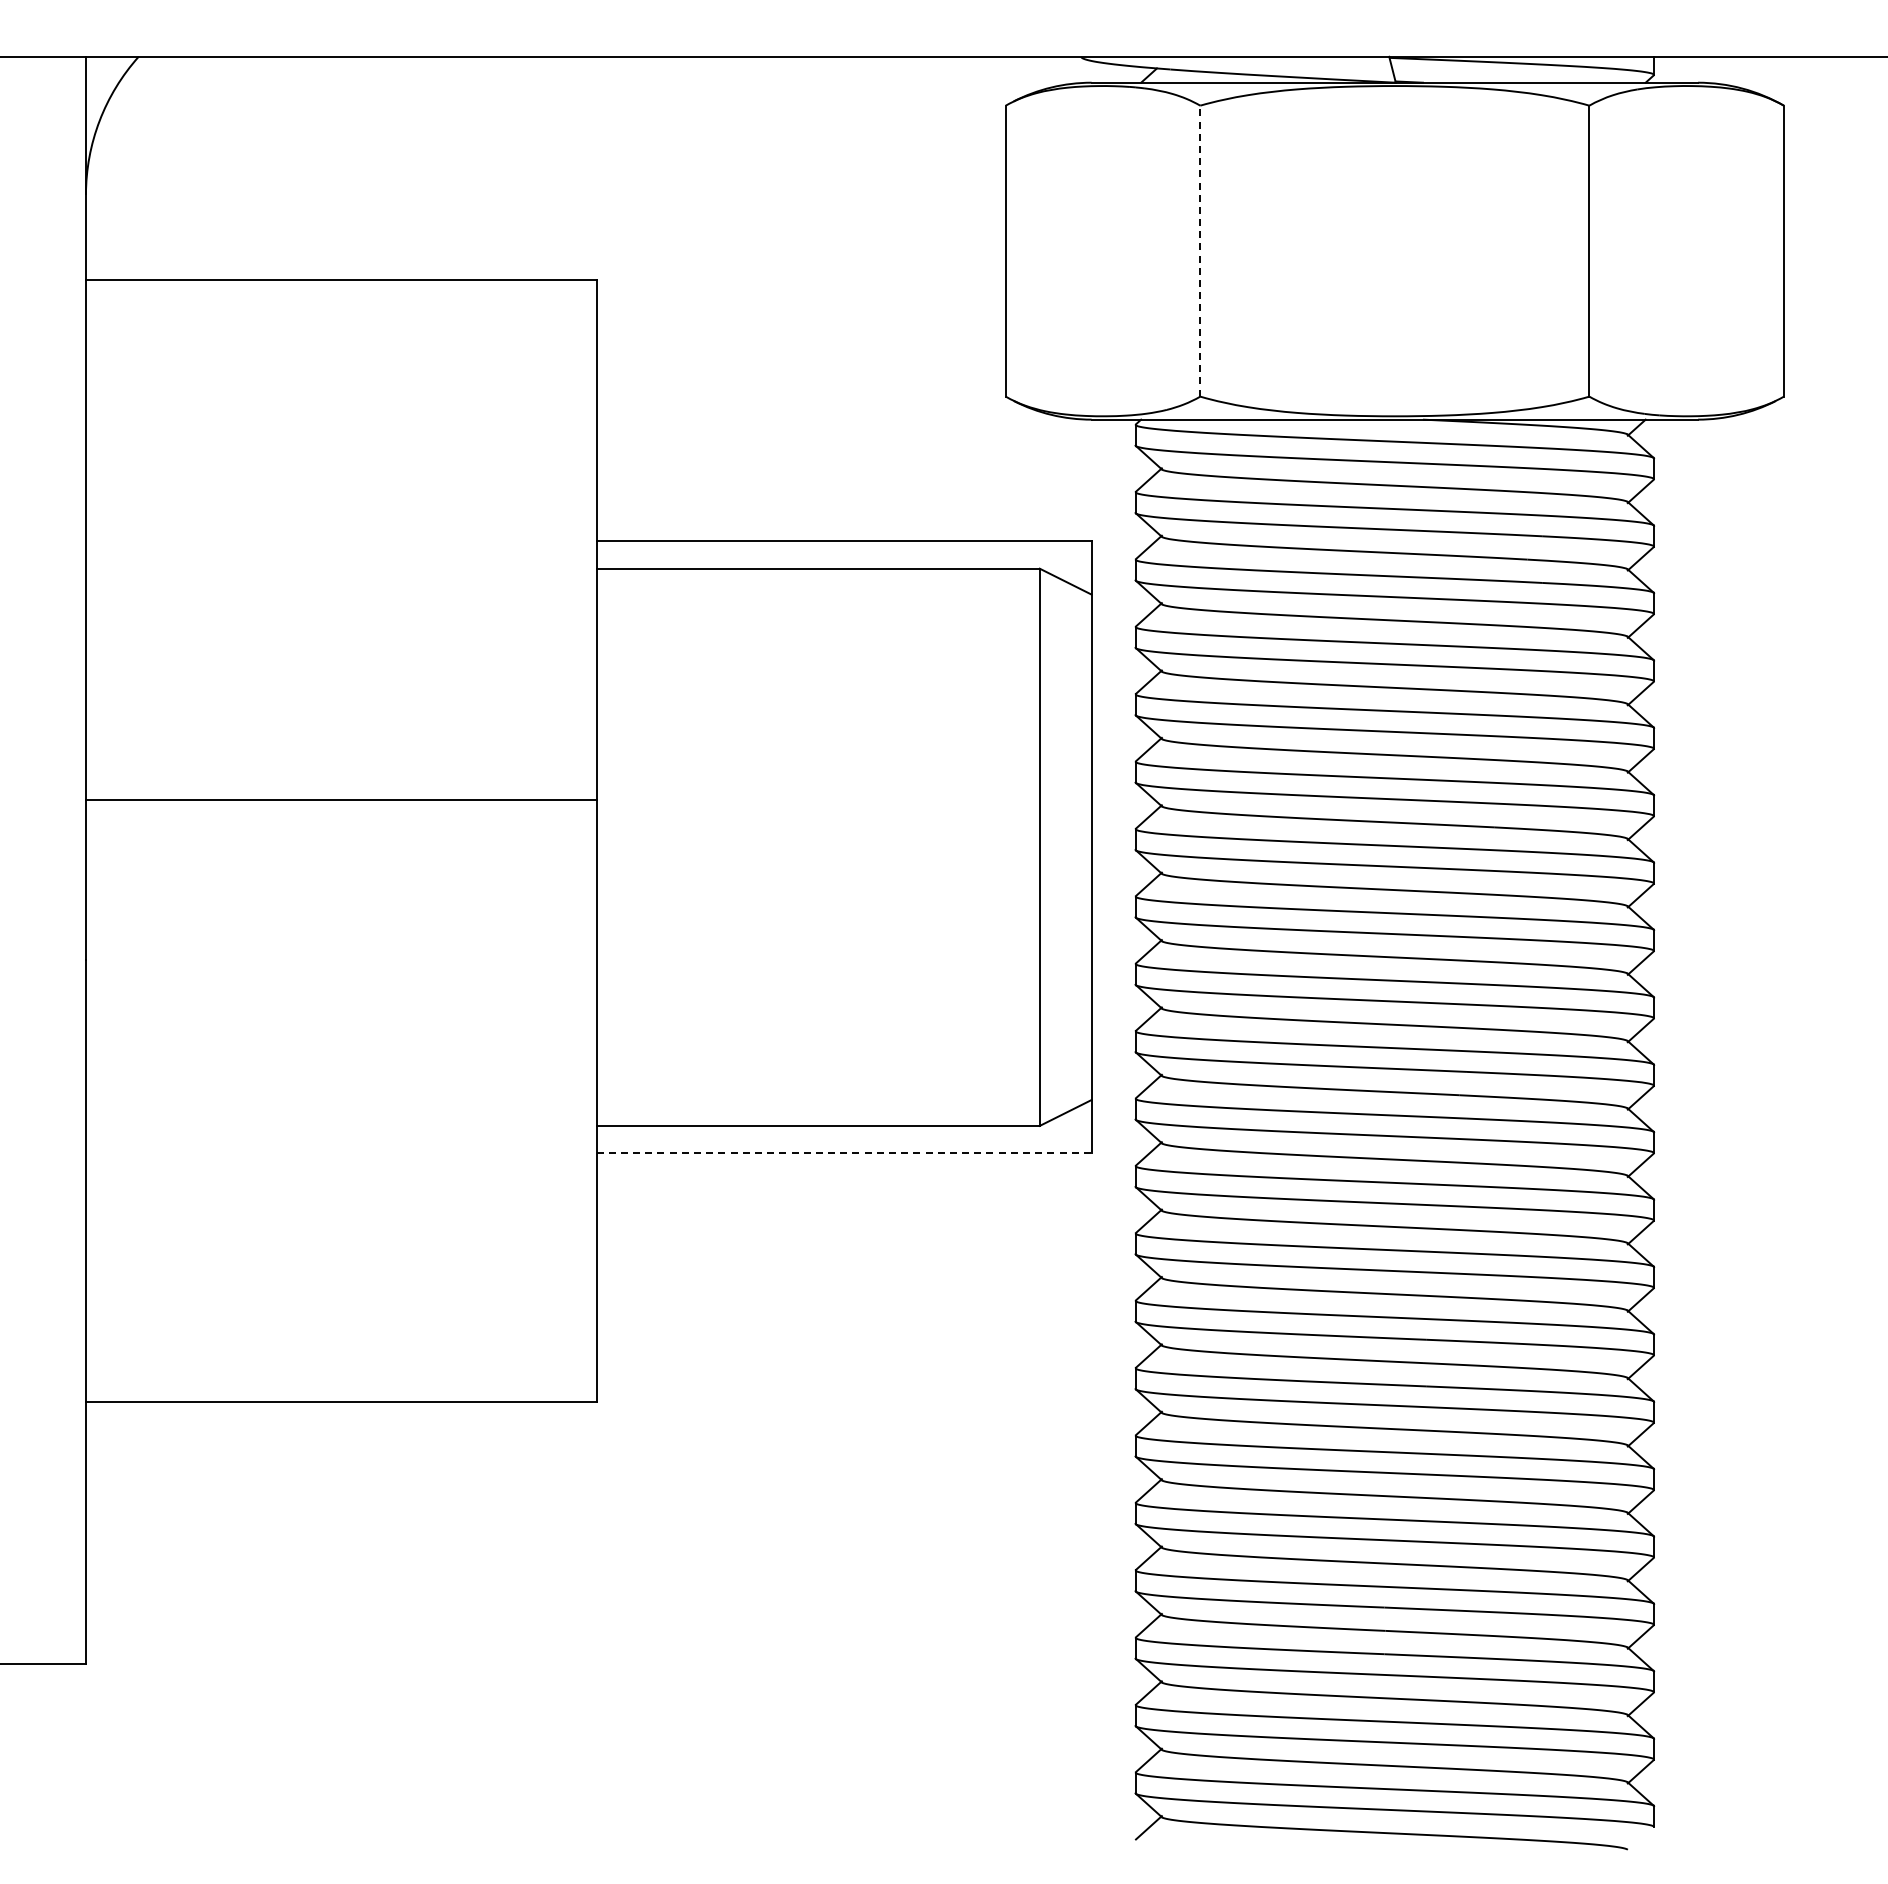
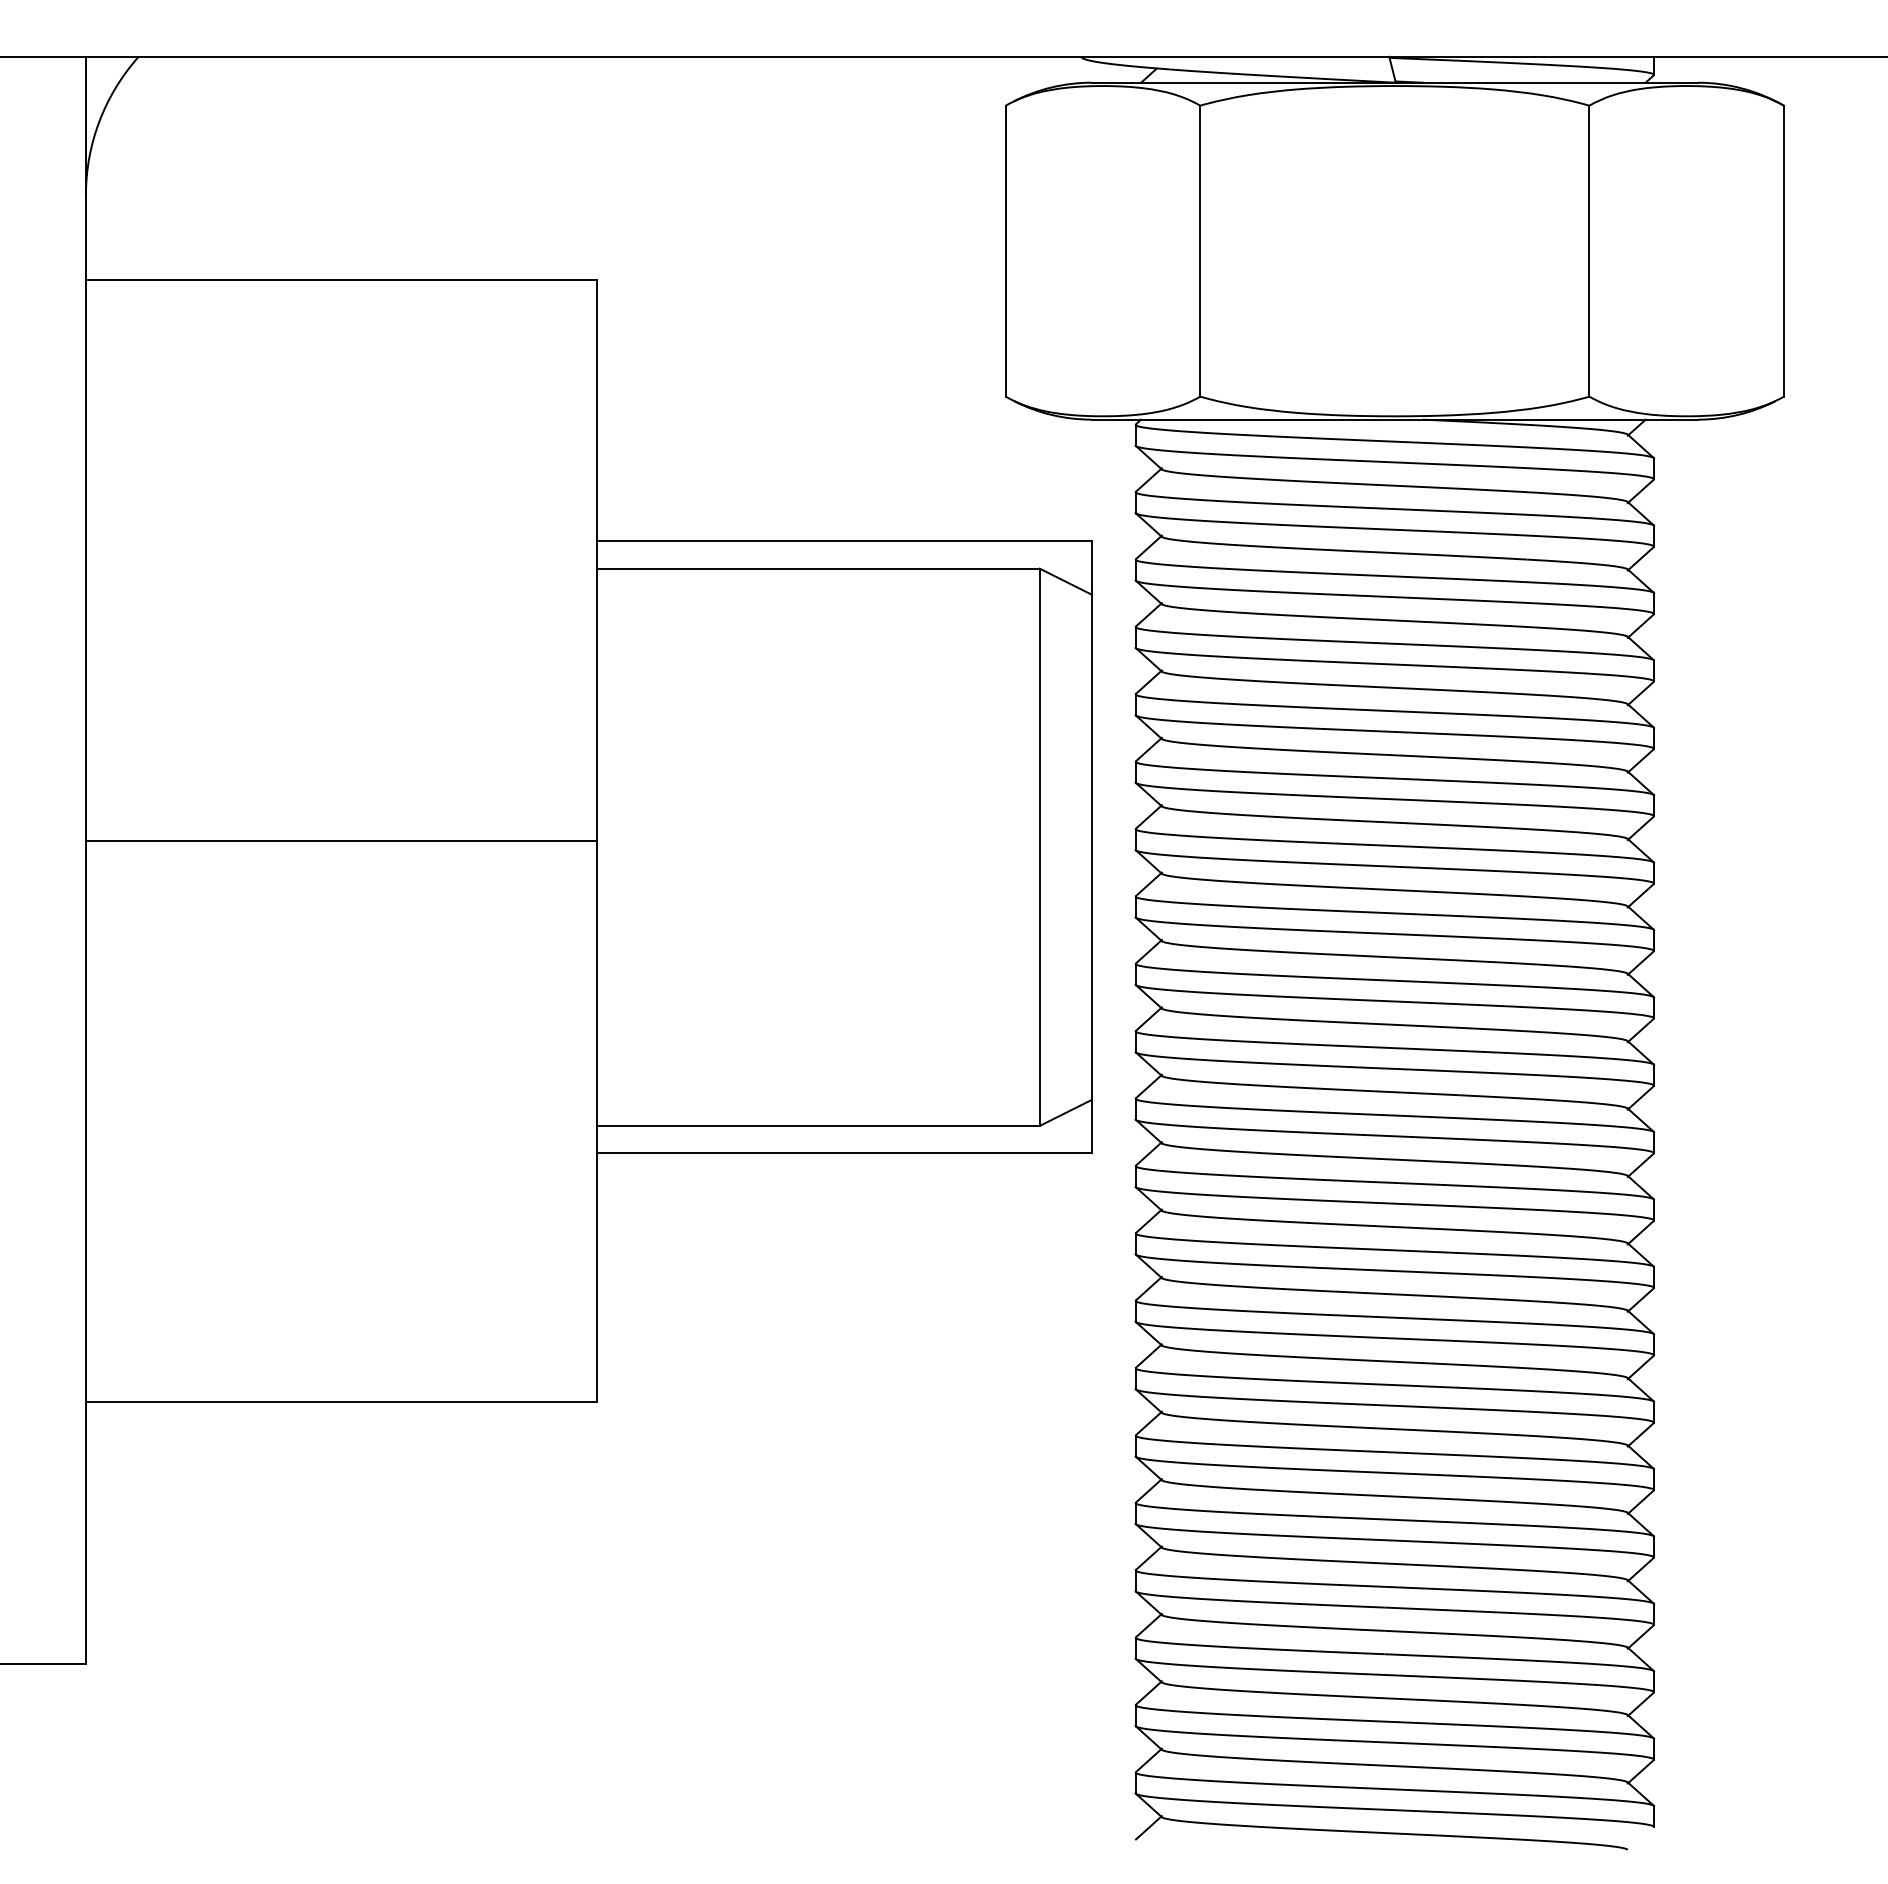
line: dashed -> solid (1200, 250)
line position: (340, 799) -> (340, 840) (340, 840)
line: dashed -> solid (844, 1153)
